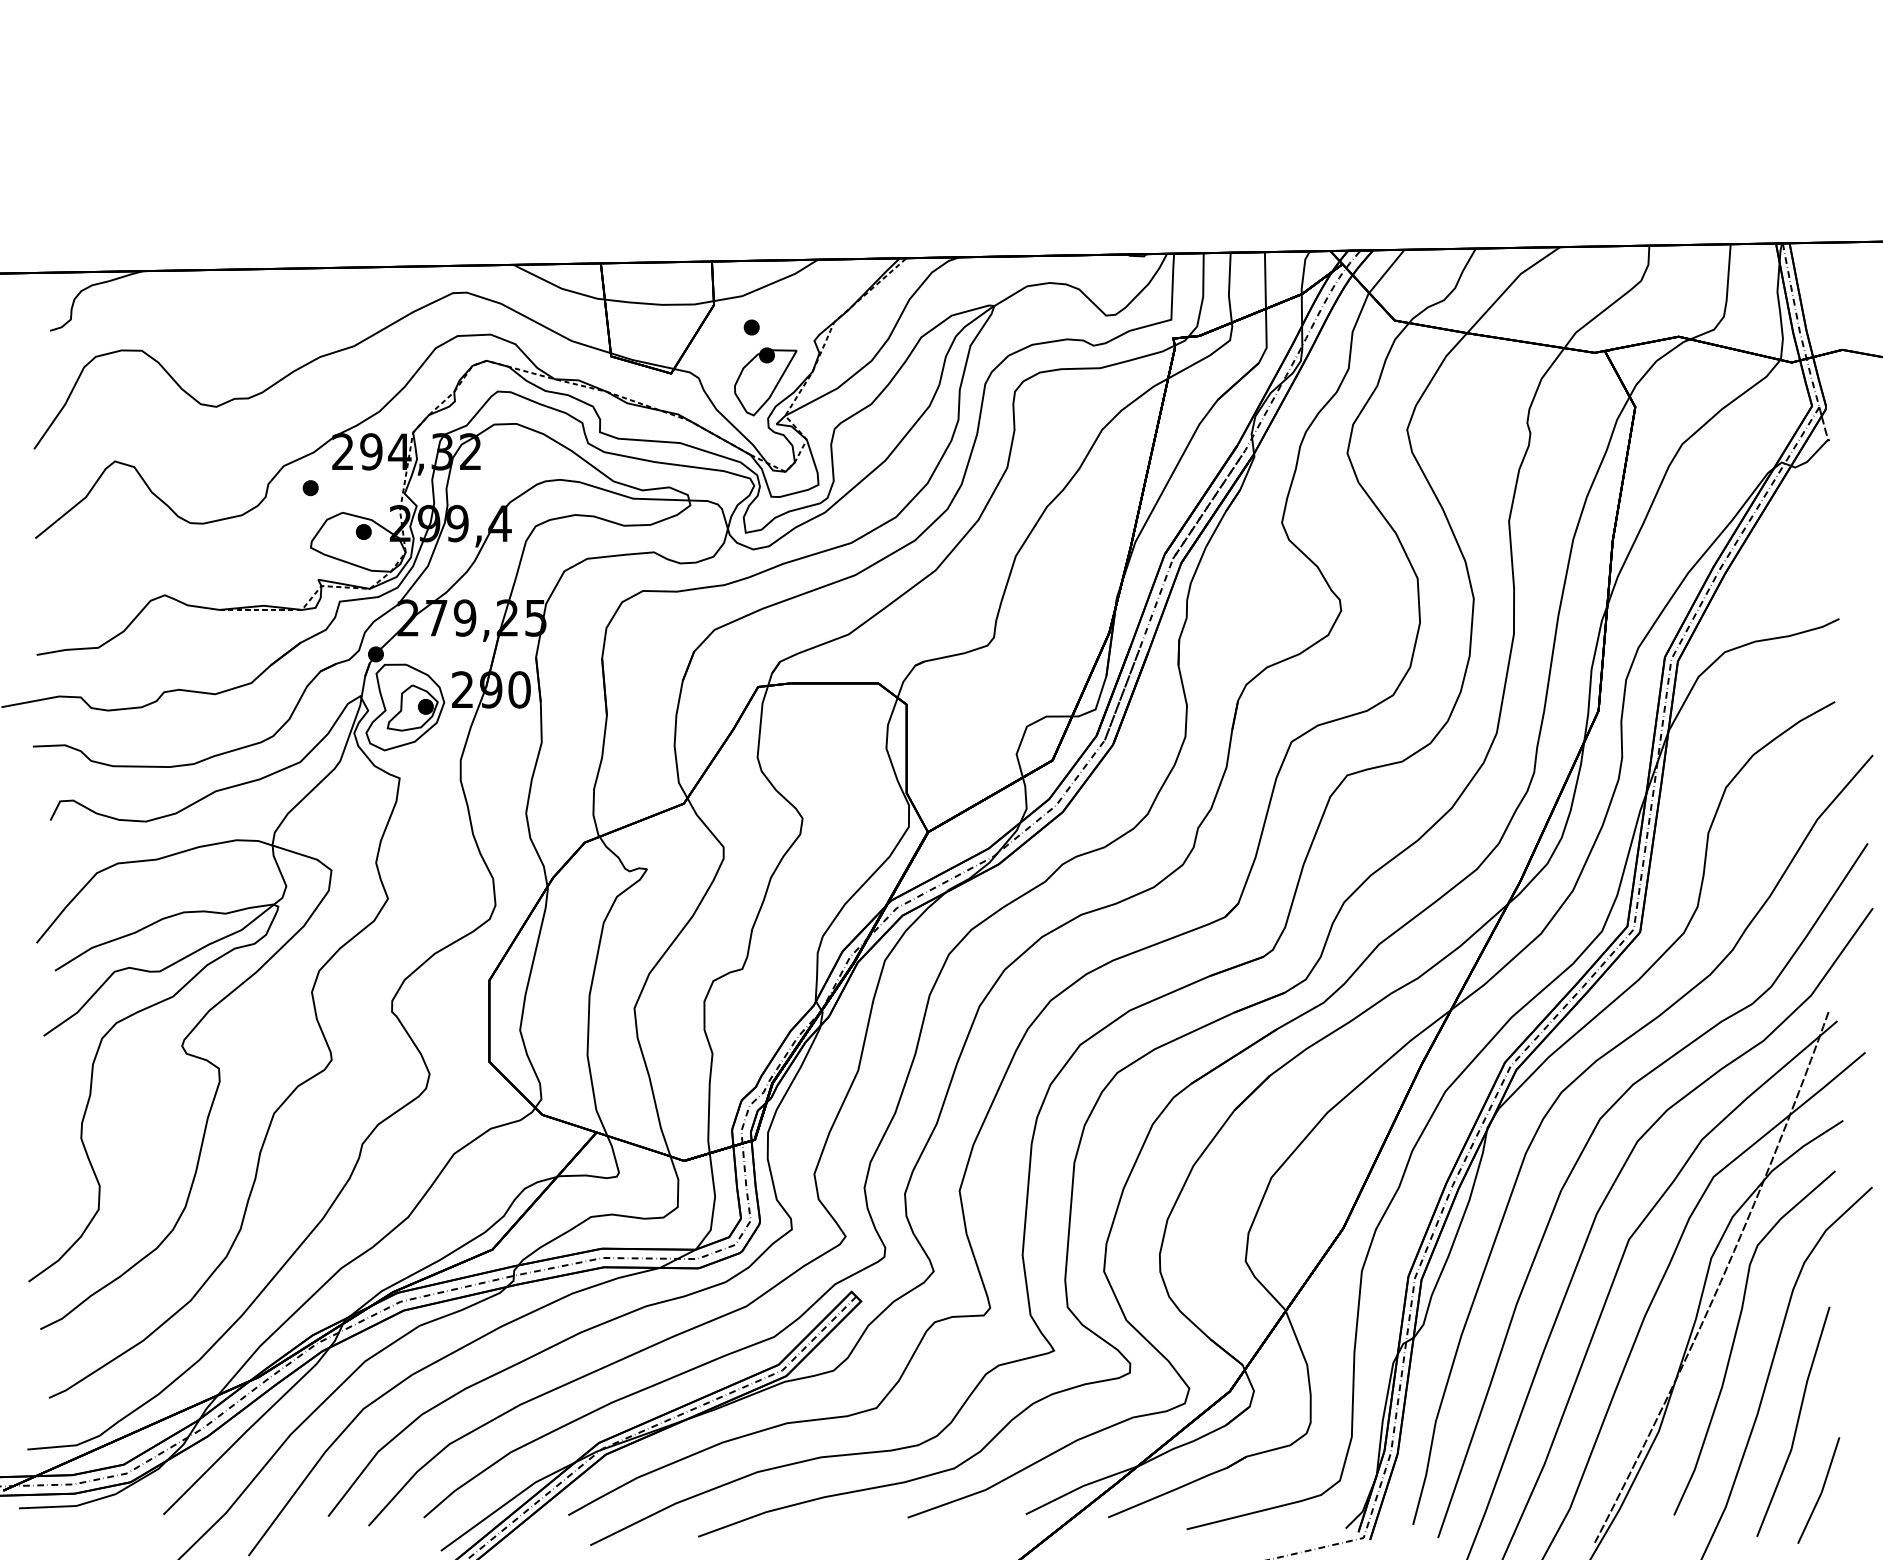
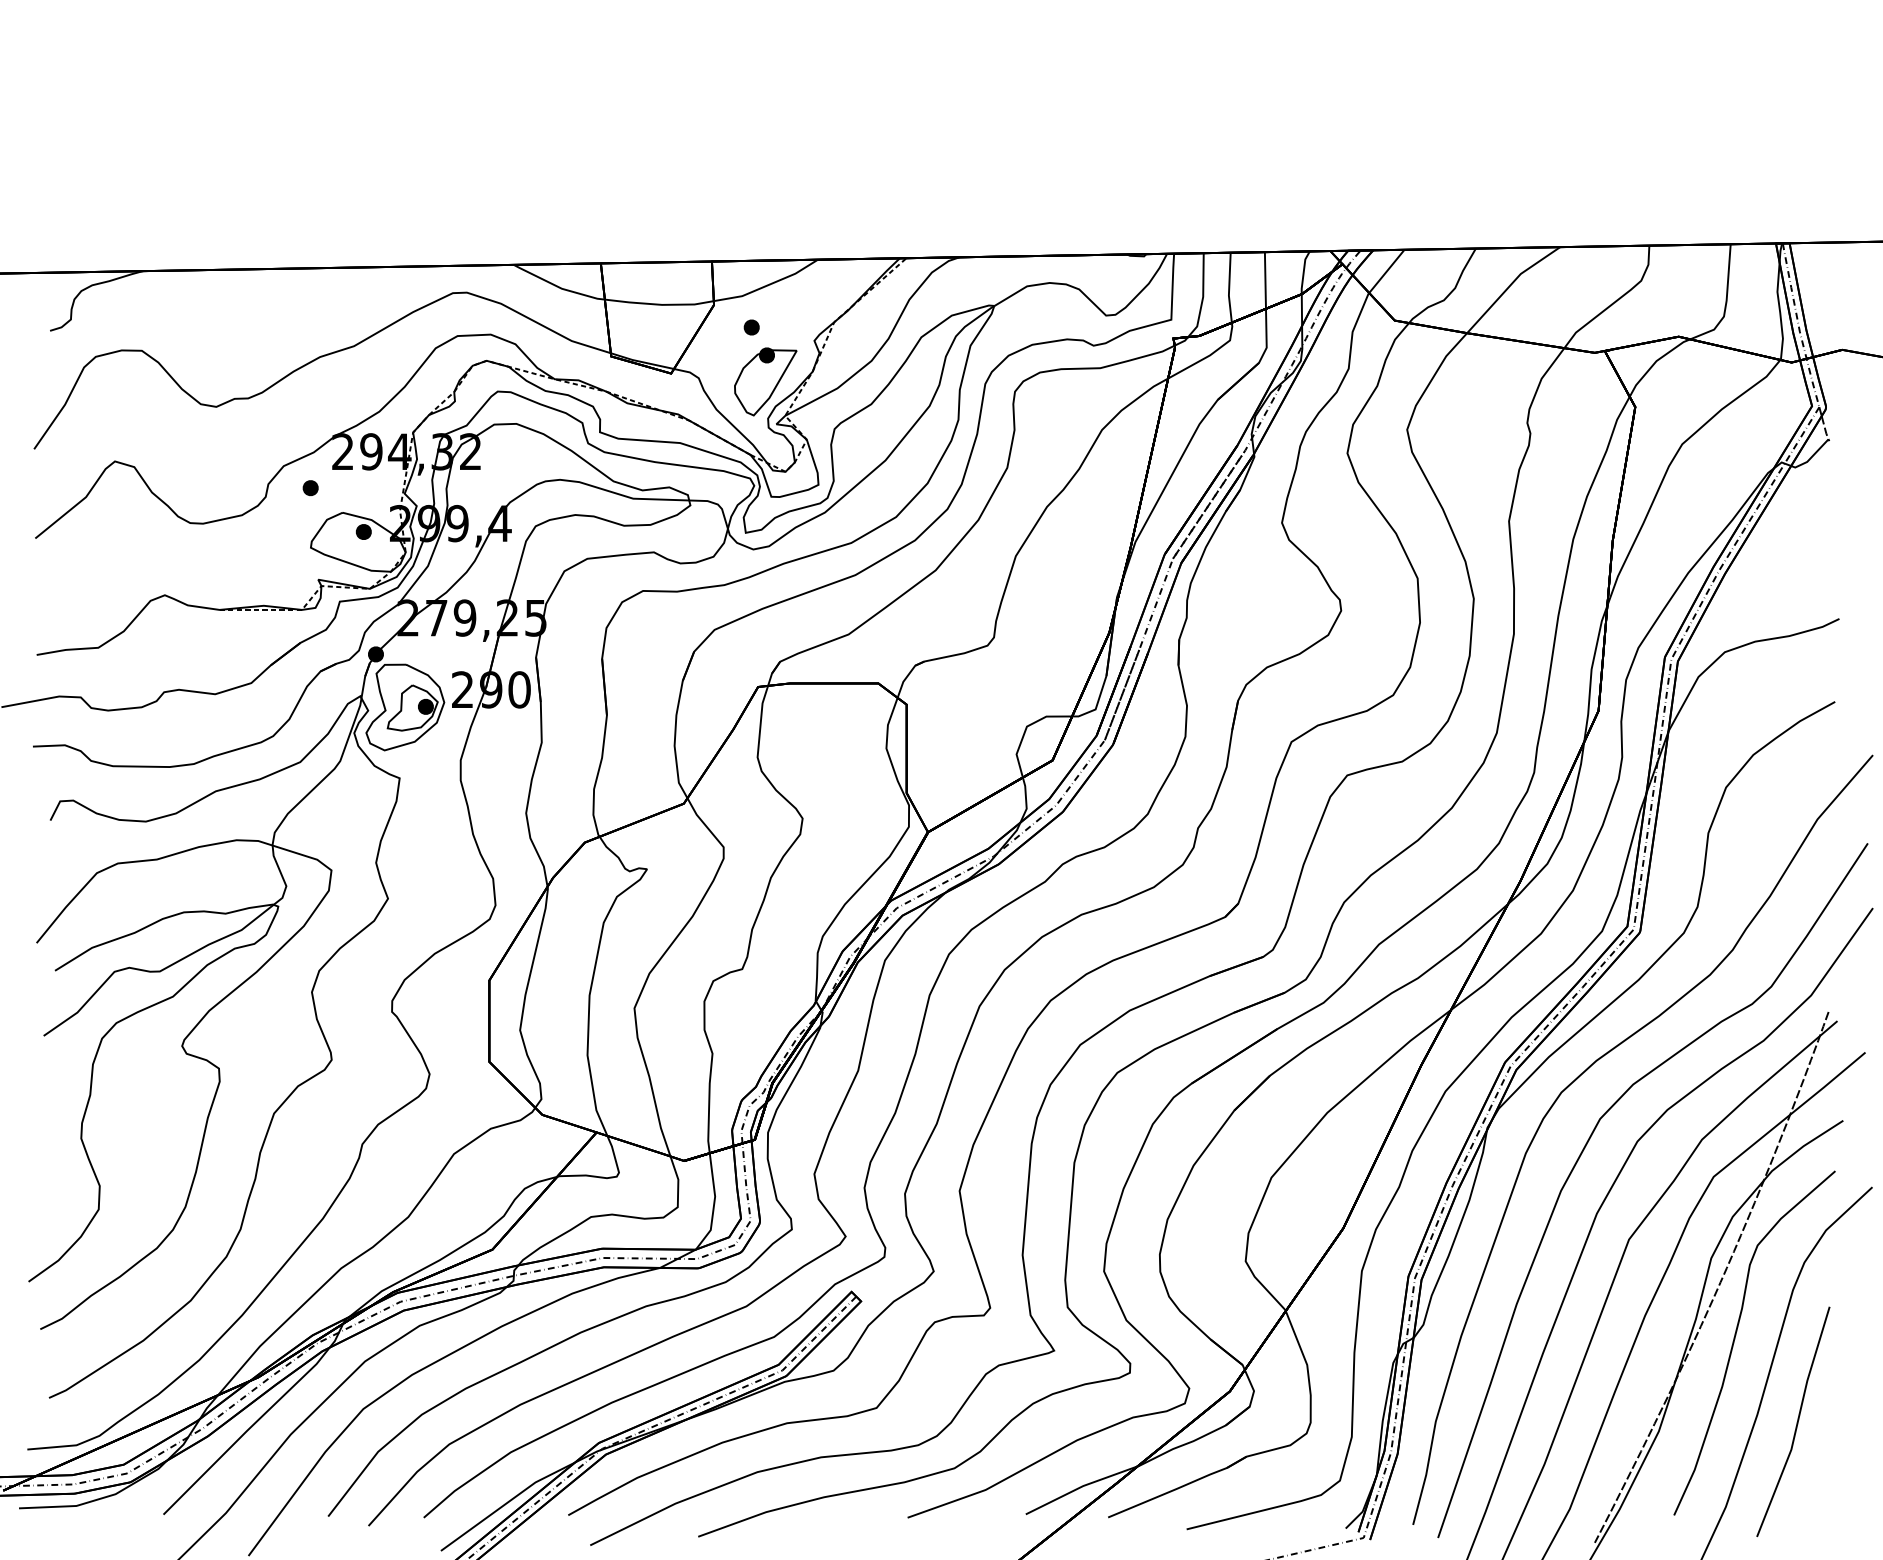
line: present -> none (1820, 1492)
